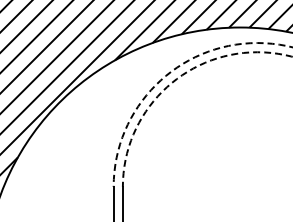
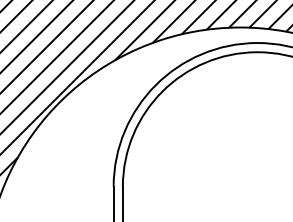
arc: dashed -> solid (169, 72)
arc: dashed -> solid (174, 80)
